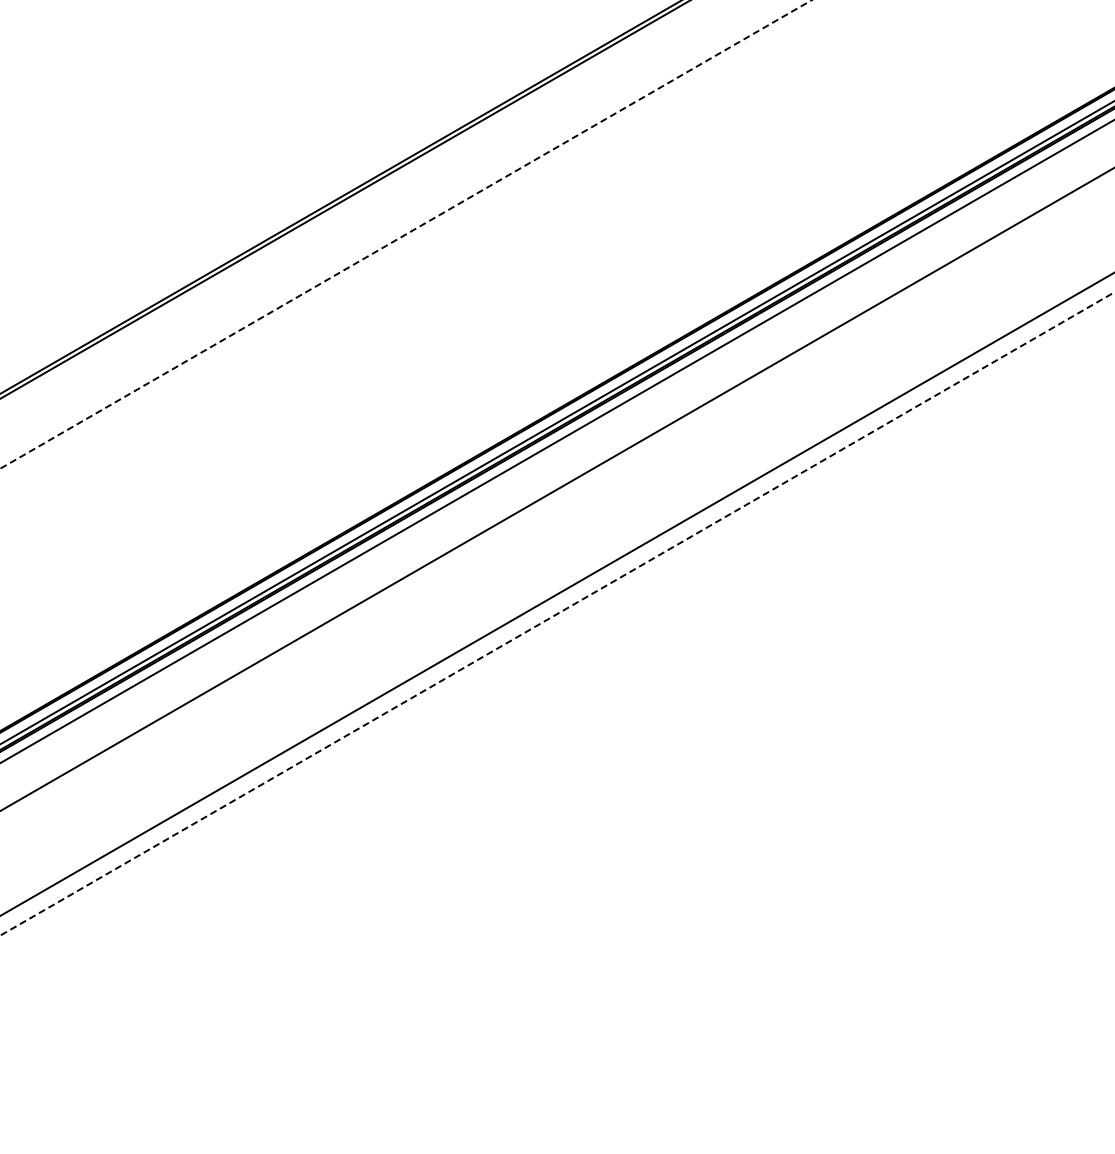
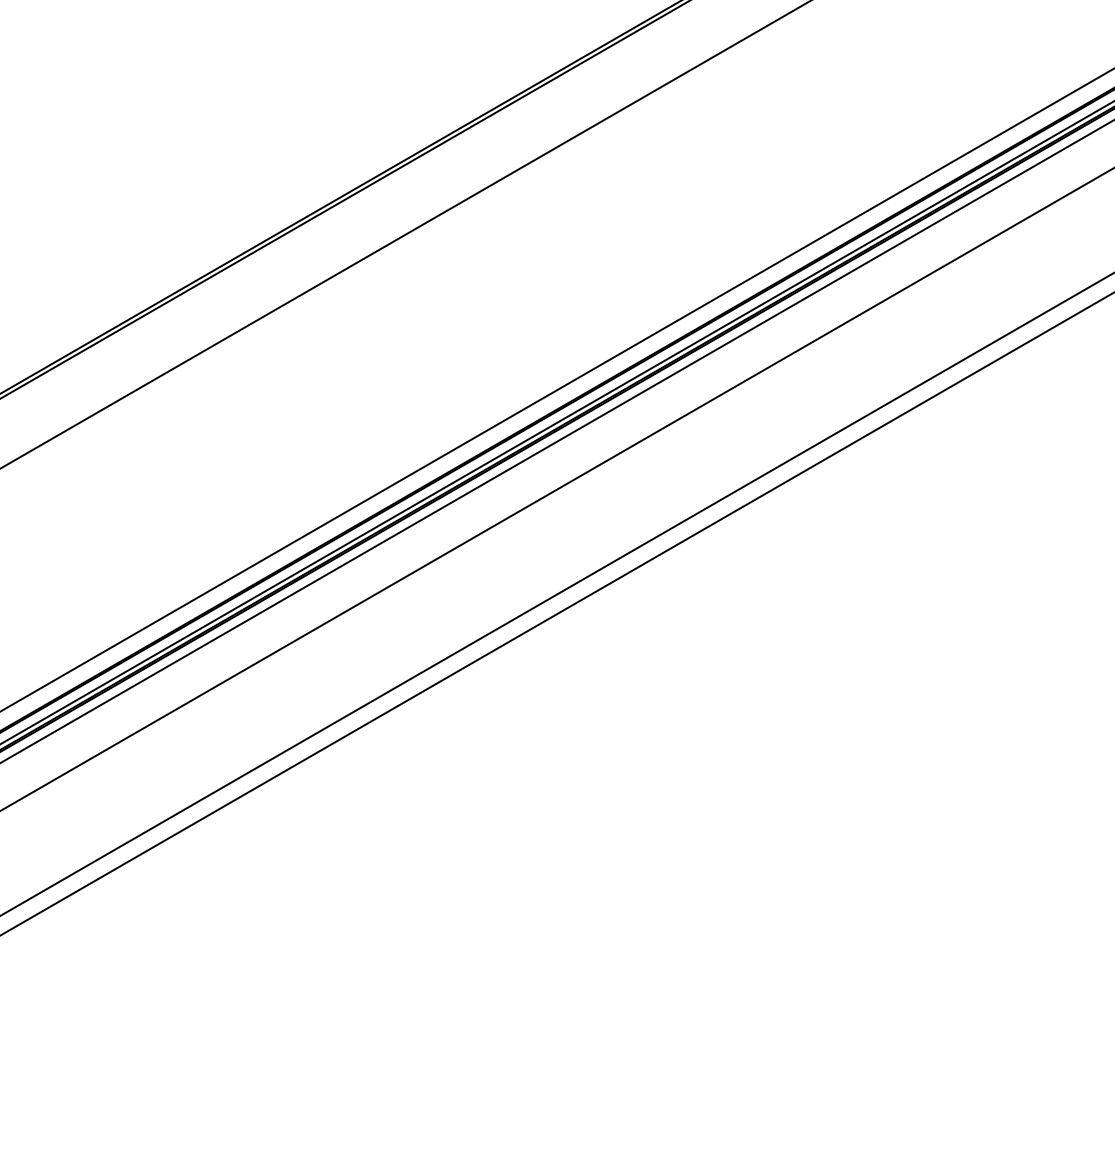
line: dashed -> solid (405, 234)
line: none -> present (556, 389)
line: dashed -> solid (558, 613)
